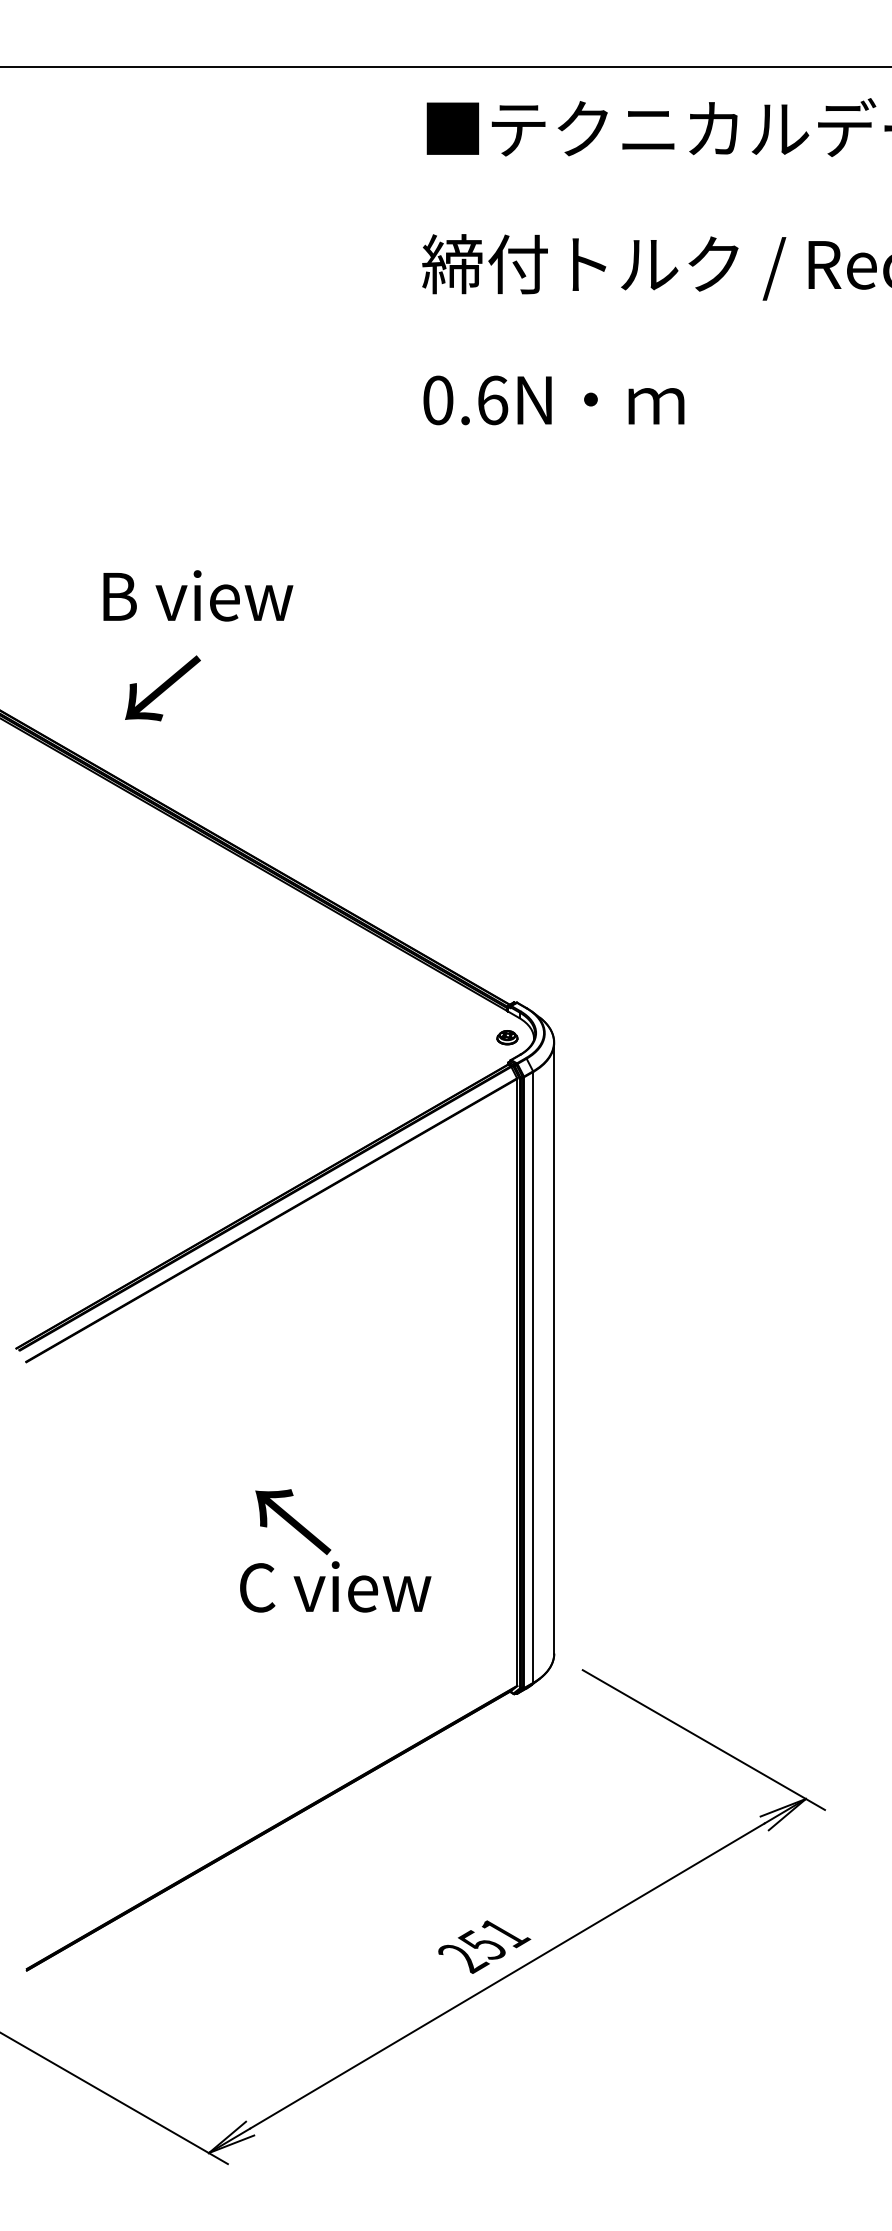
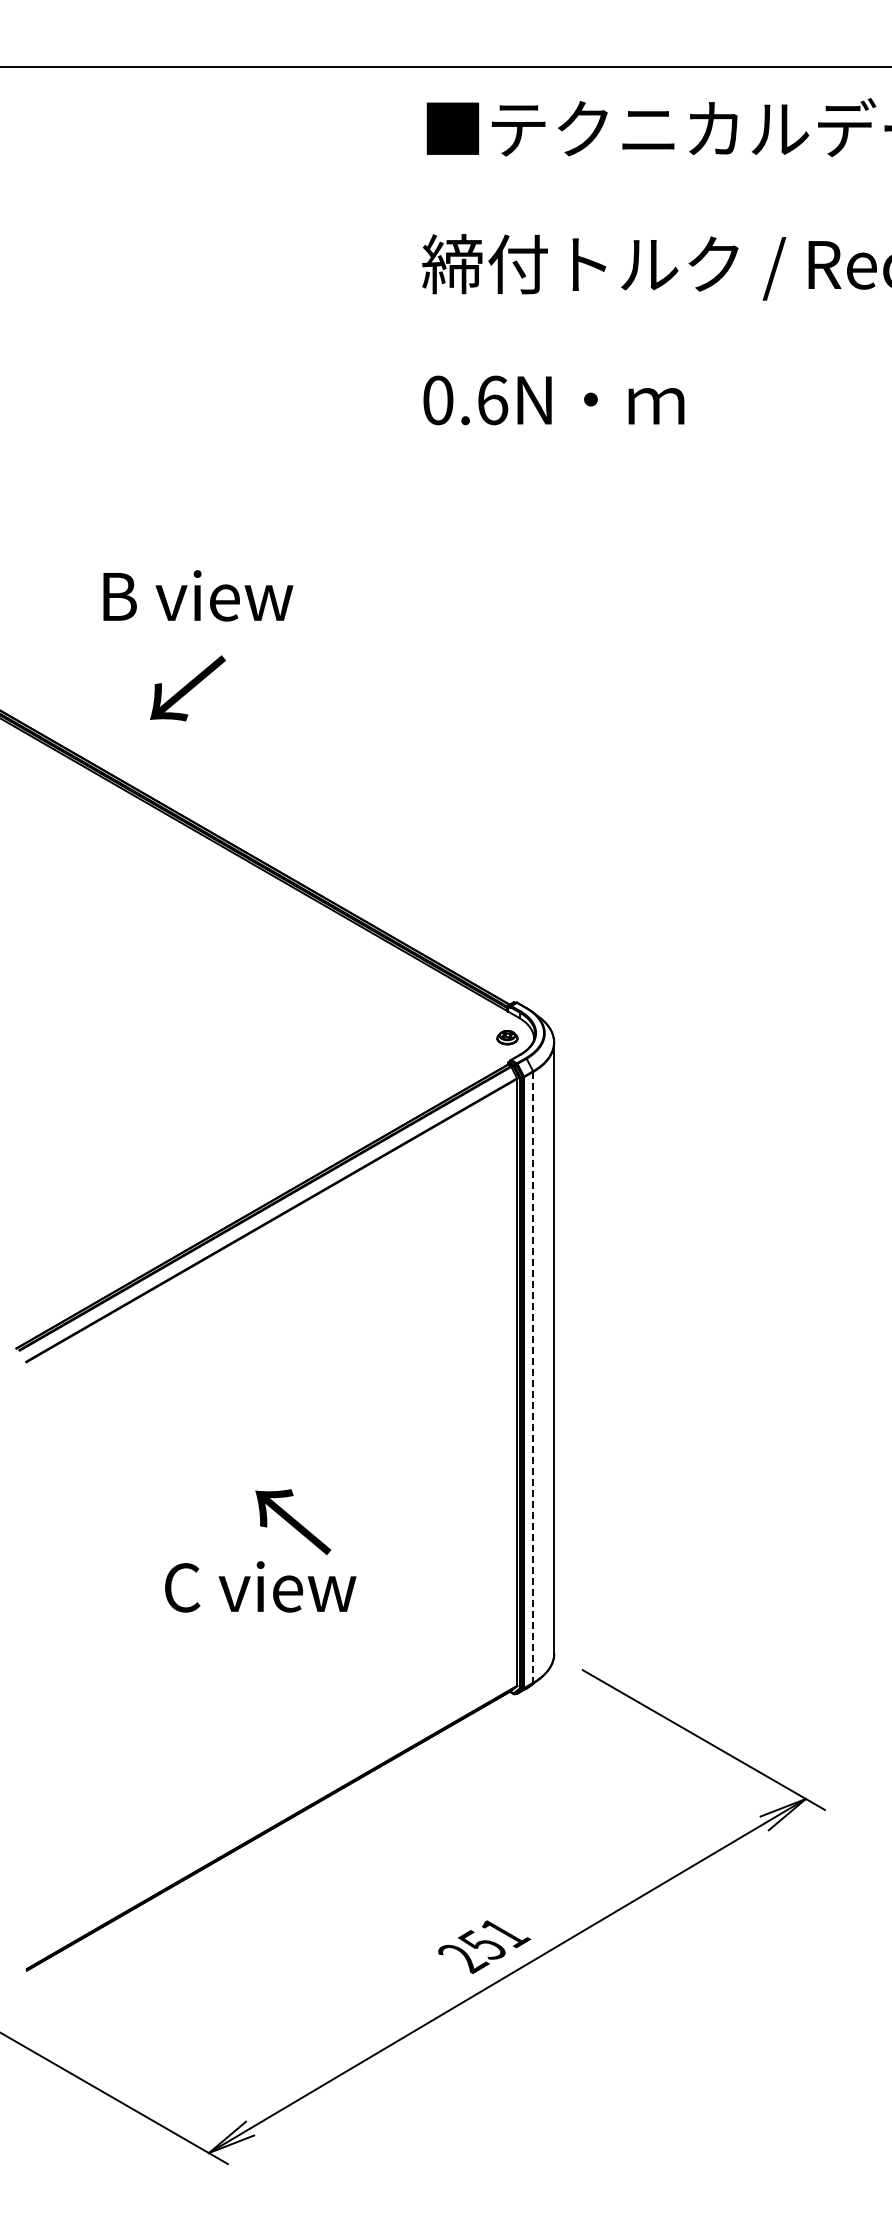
text position: (162, 688) -> (187, 688) (187, 688)
line: solid -> dashed (533, 1377)
text position: (335, 1586) -> (260, 1586) (260, 1586)
